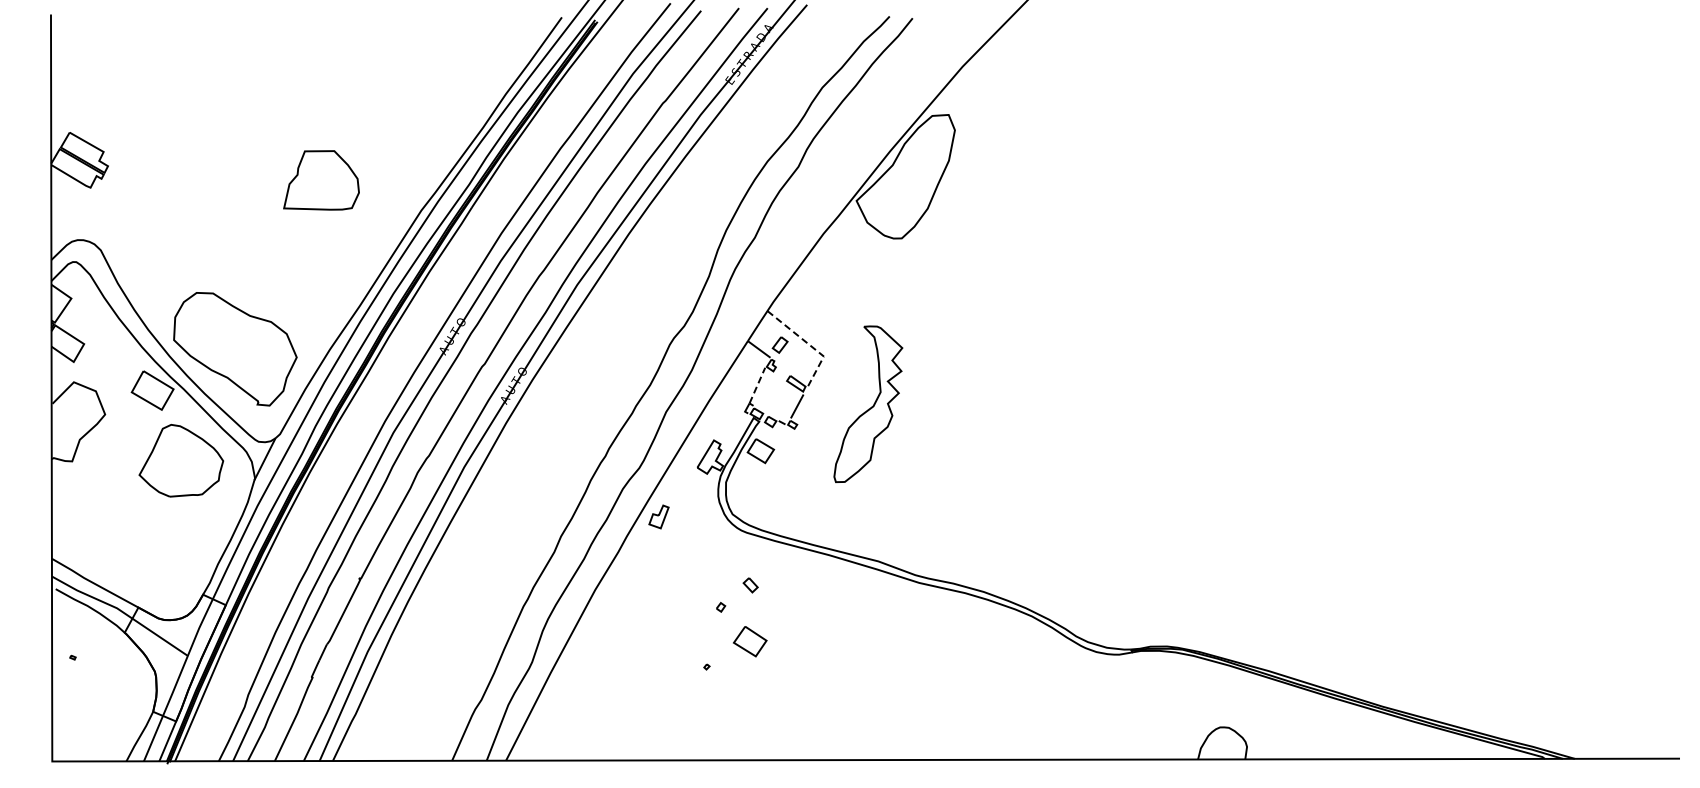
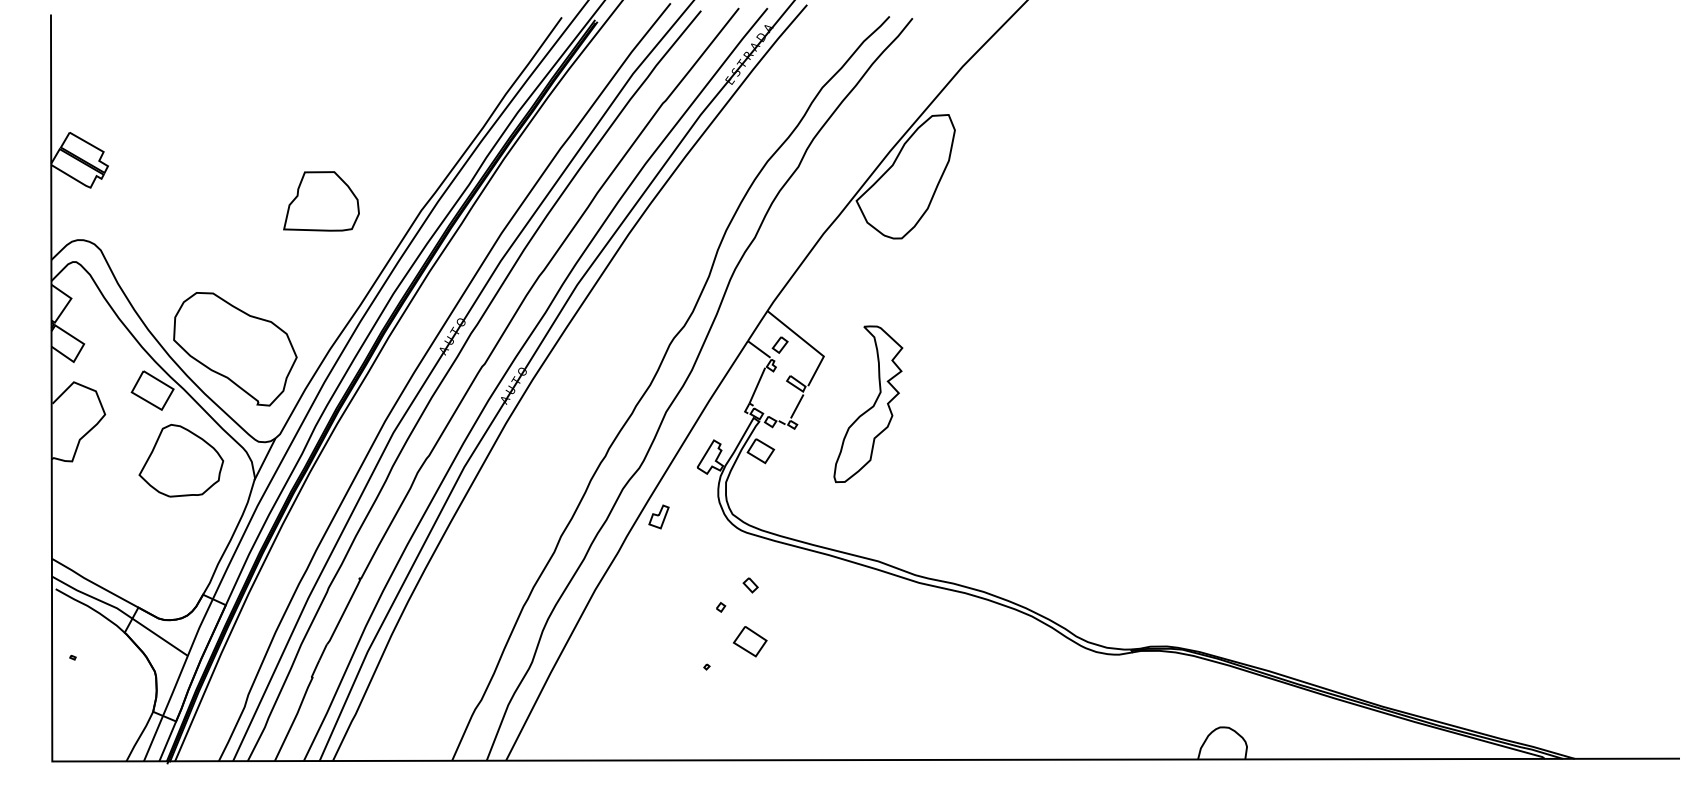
part position: (321, 180) -> (321, 201) (321, 201)
line: dashed -> solid (809, 344)
line: dashed -> solid (757, 385)
